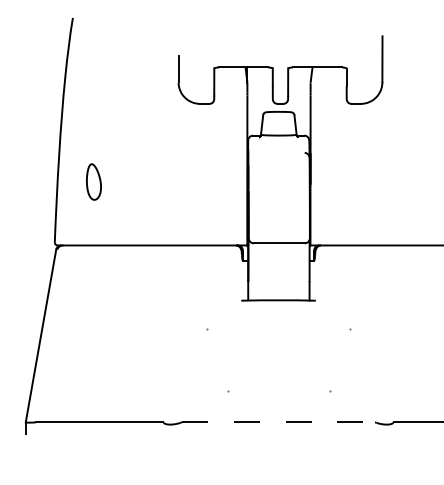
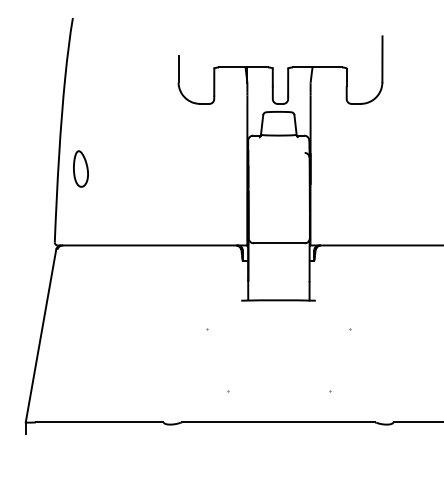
part position: (93, 181) -> (80, 168) (80, 168)
line: dashed -> solid (279, 422)
